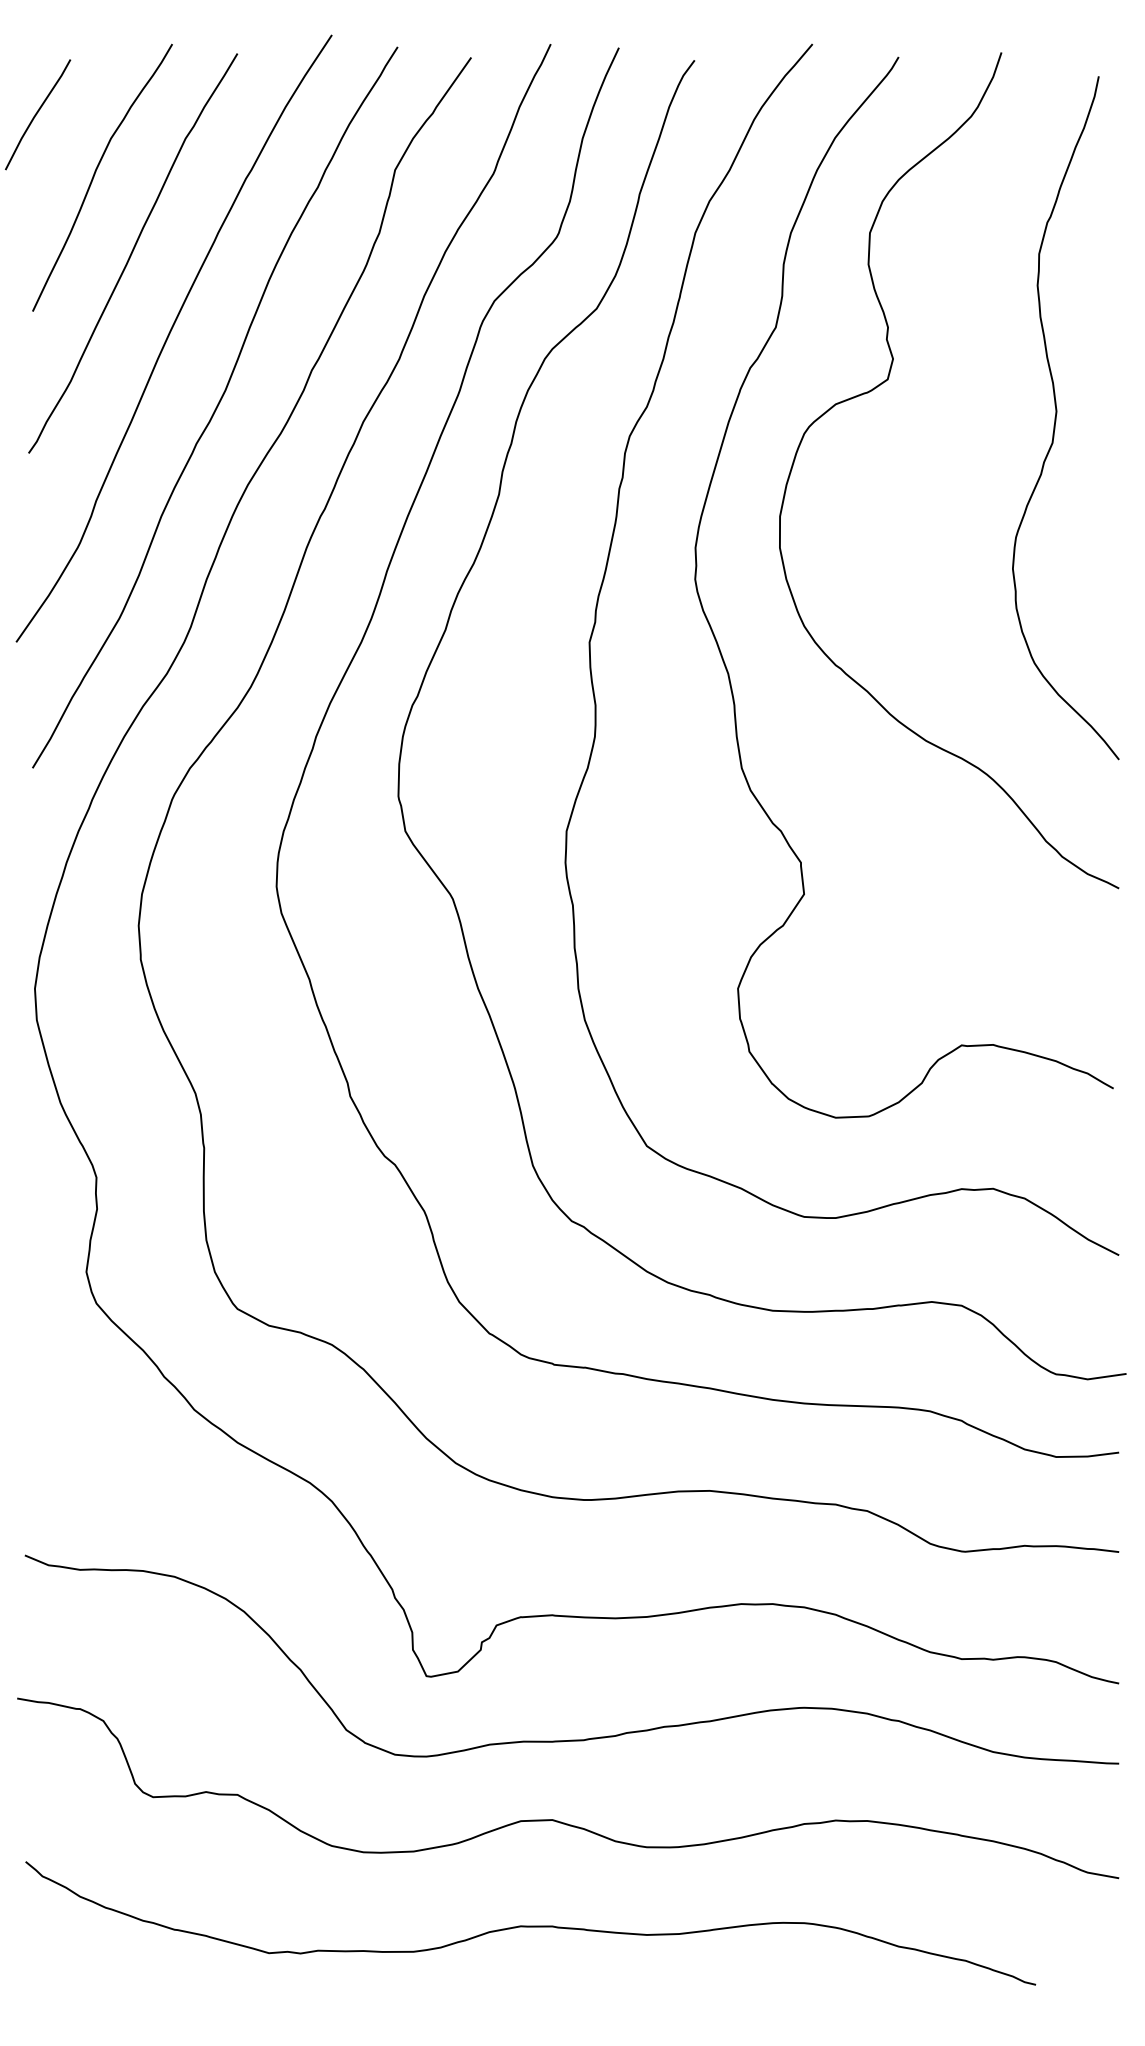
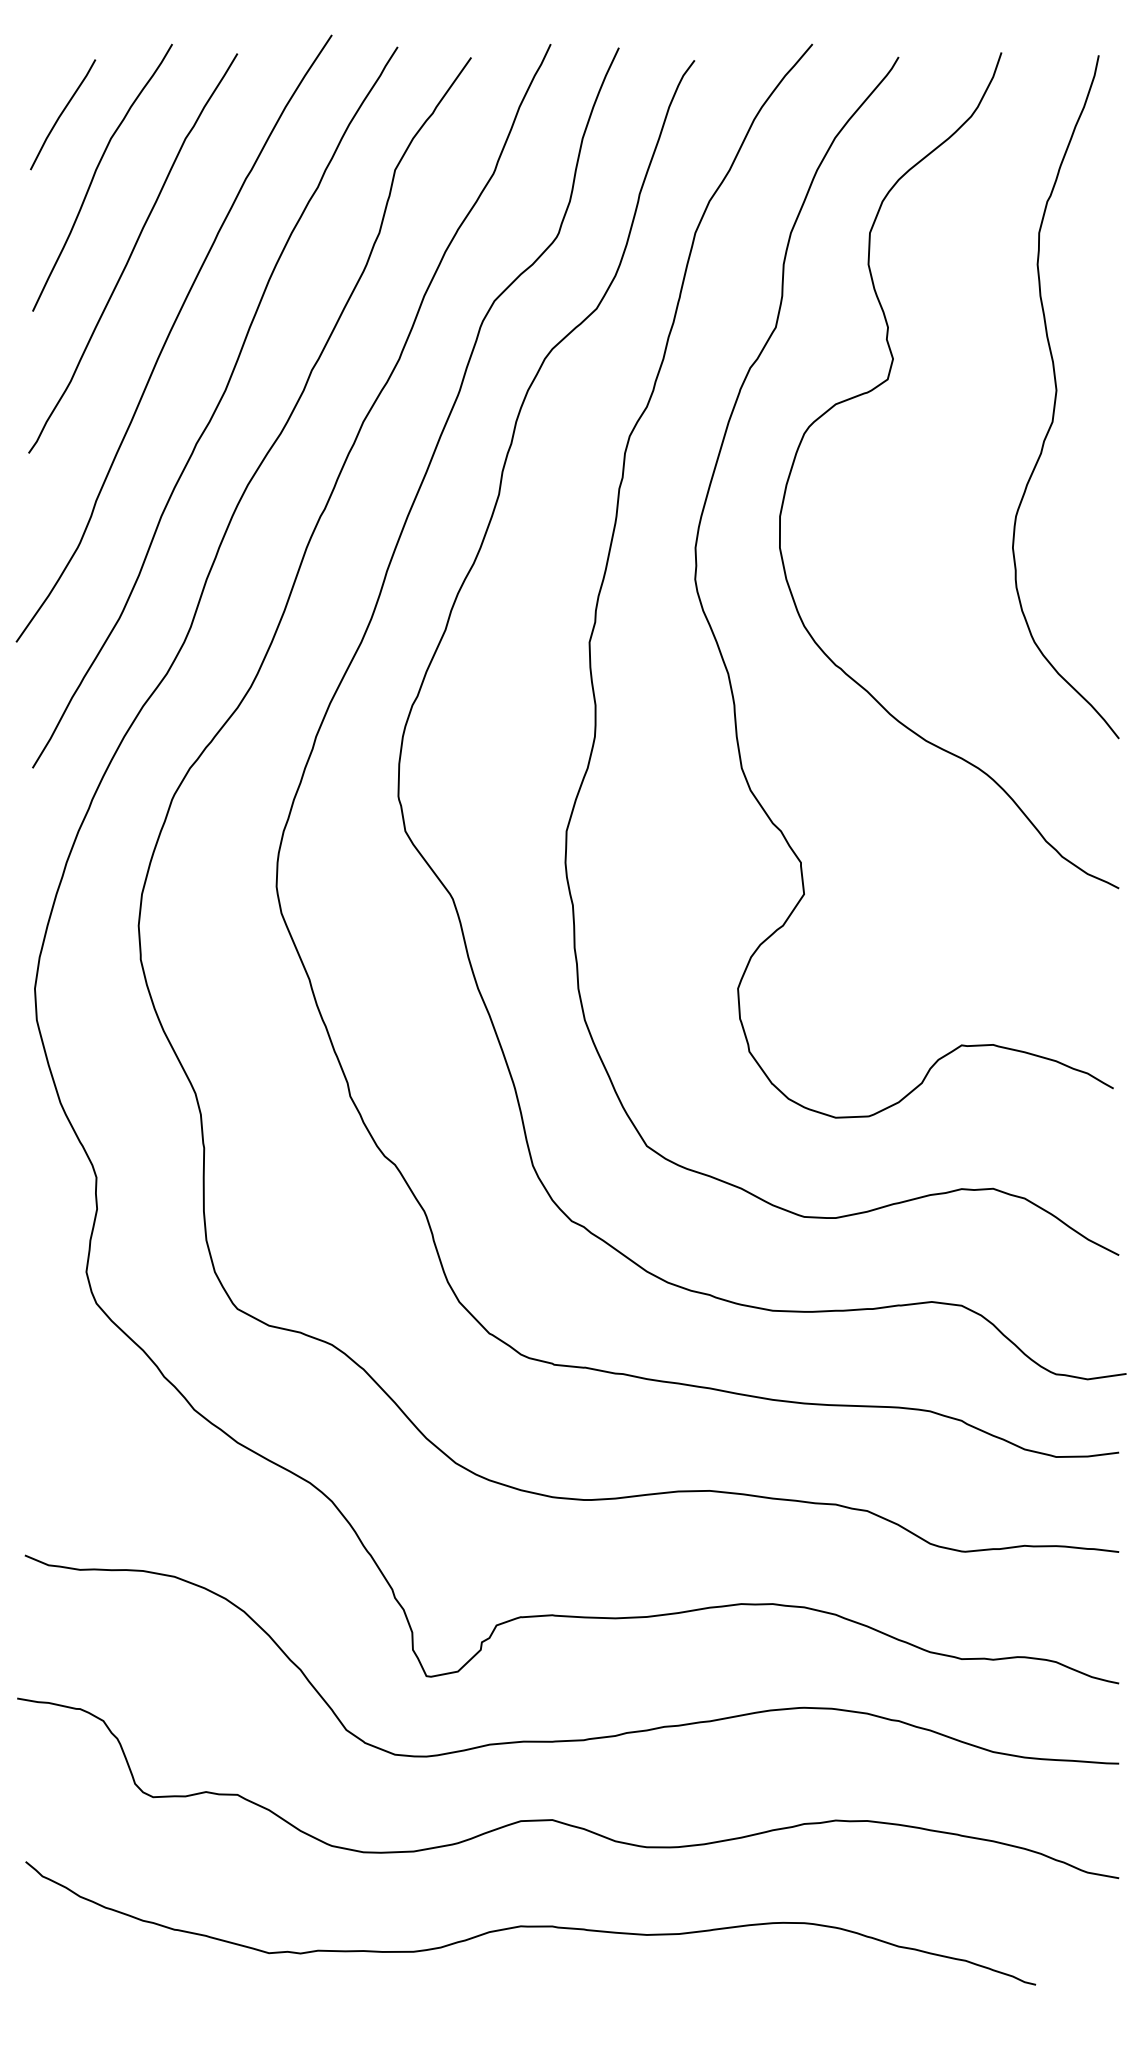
line position: (37, 114) -> (62, 114) (62, 114)
curve position: (1056, 418) -> (1056, 397) (1056, 397)
